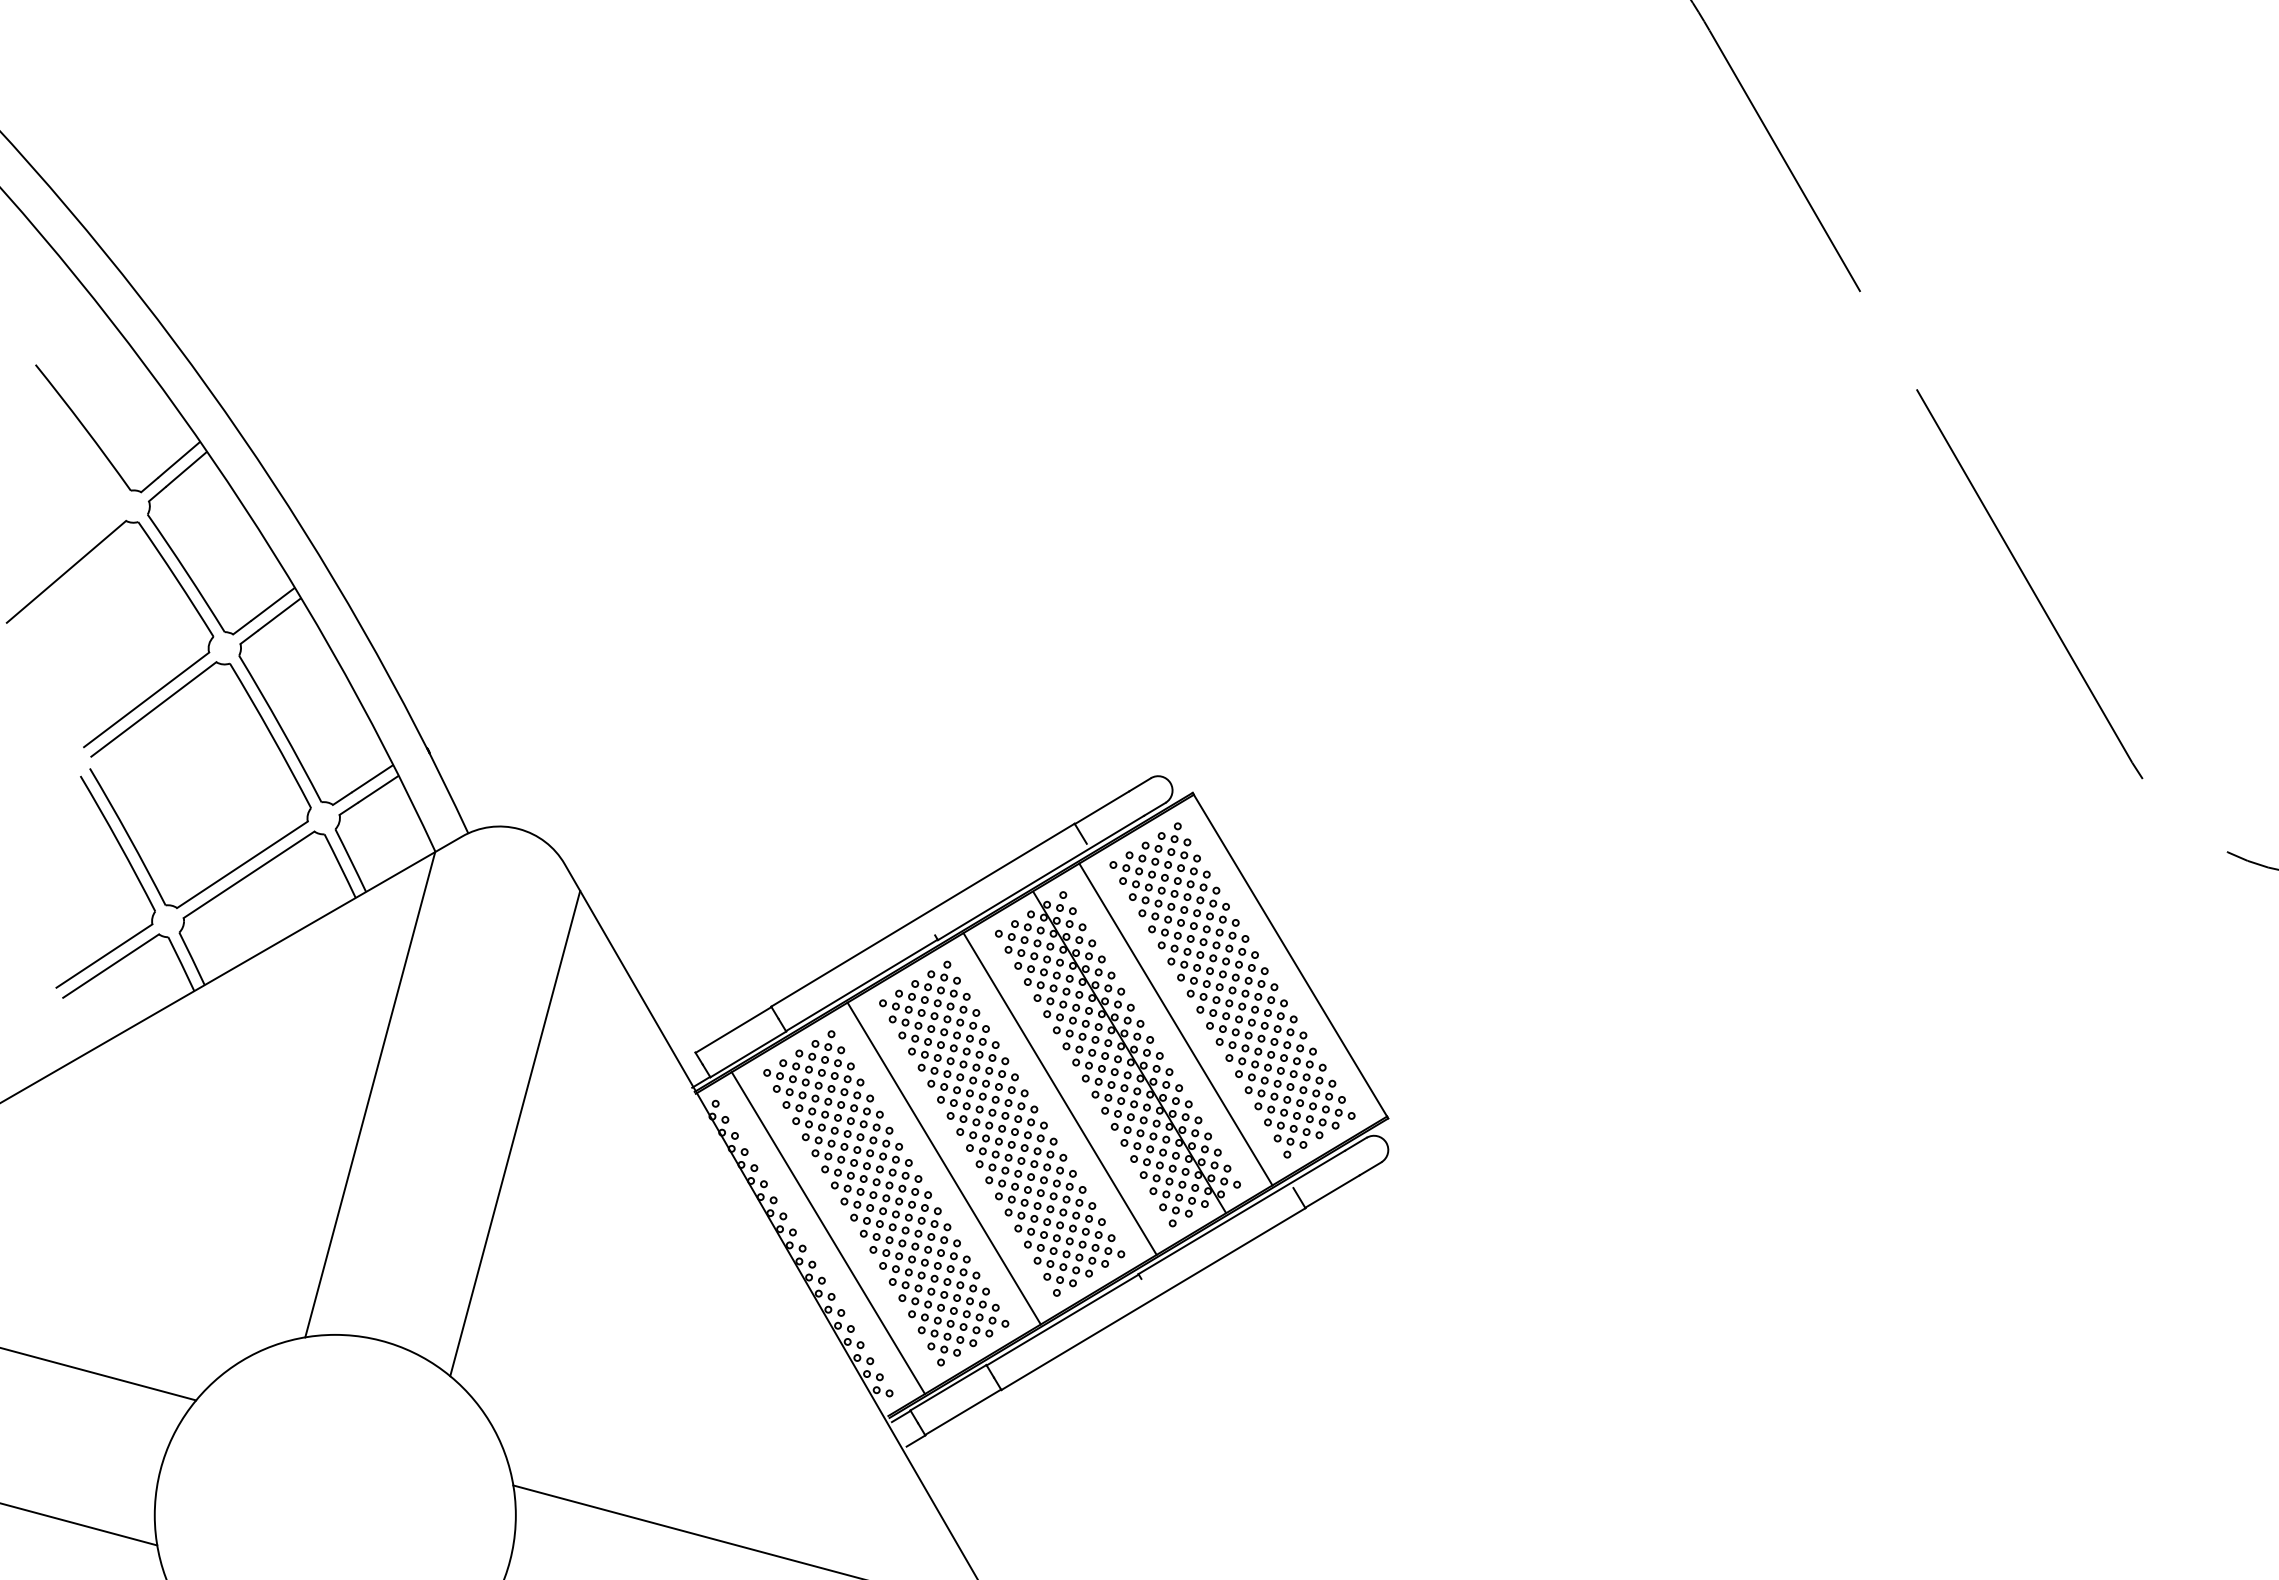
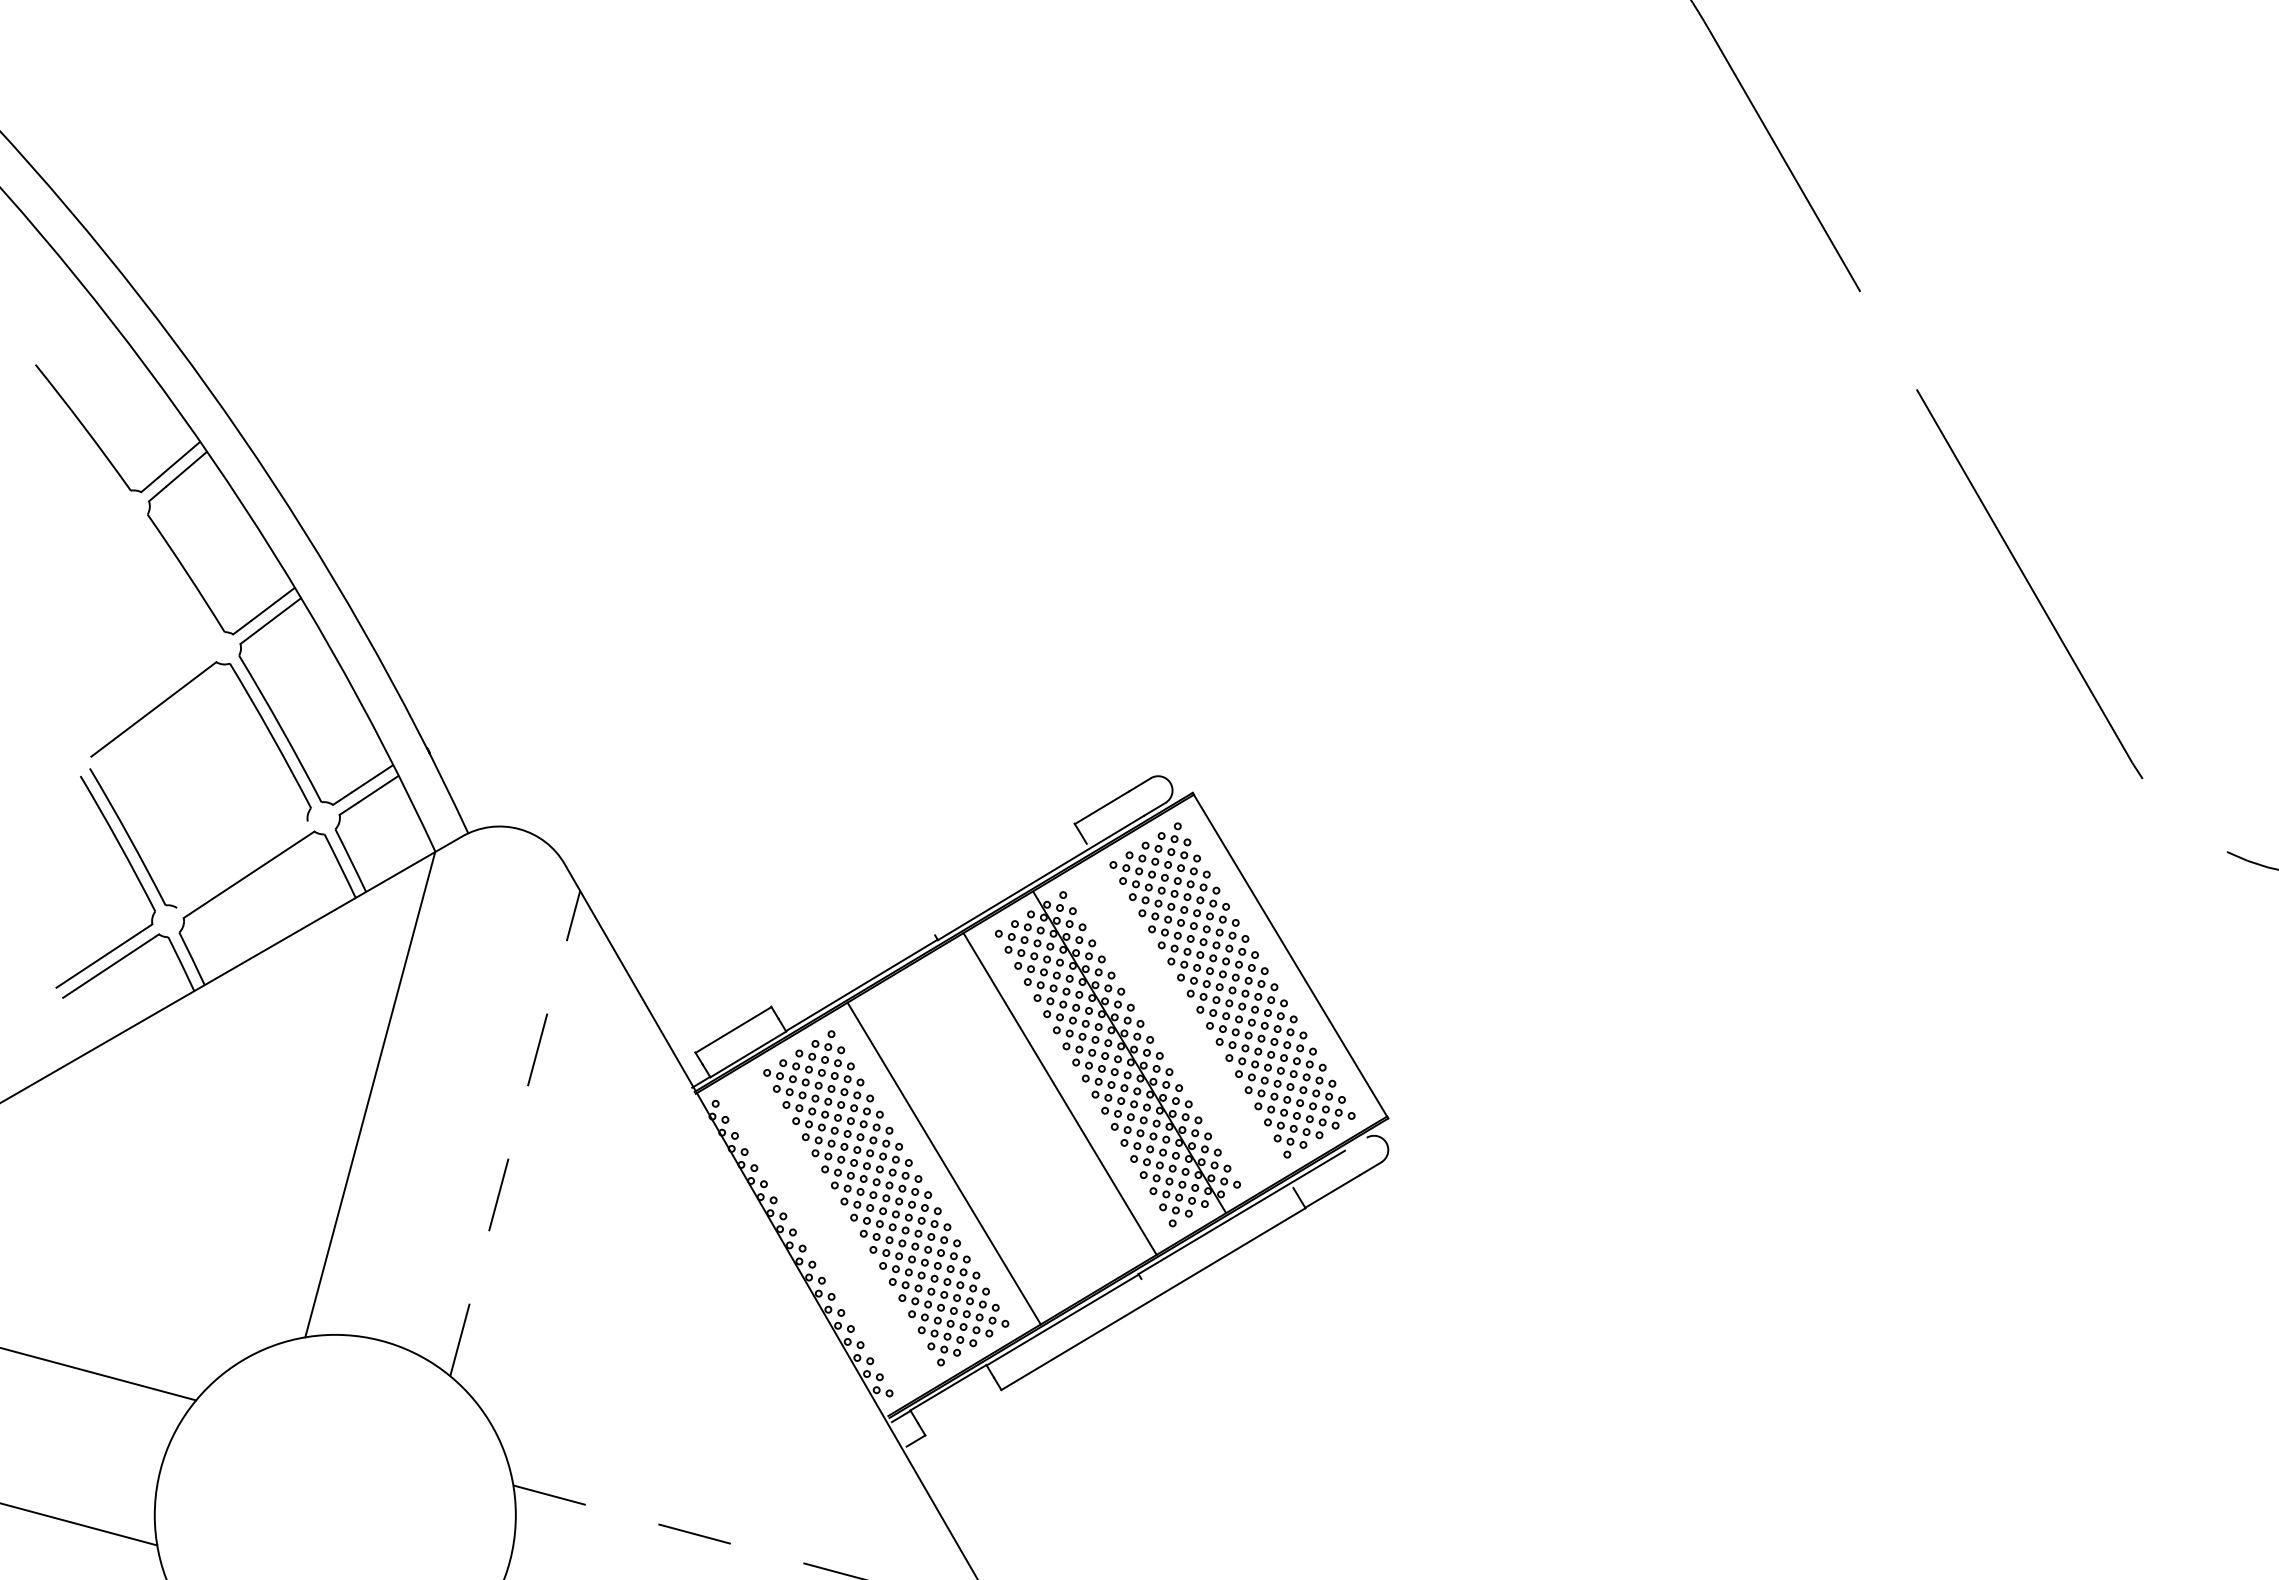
part: present -> none (59, 579)
line: present -> none (242, 864)
line: present -> none (922, 914)
line: present -> none (1175, 1024)
part: present -> none (1002, 1128)
line: solid -> dashed (515, 1133)
line: present -> none (1355, 1143)
line: present -> none (827, 1233)
line: present -> none (963, 1412)
line: solid -> dashed (689, 1532)
